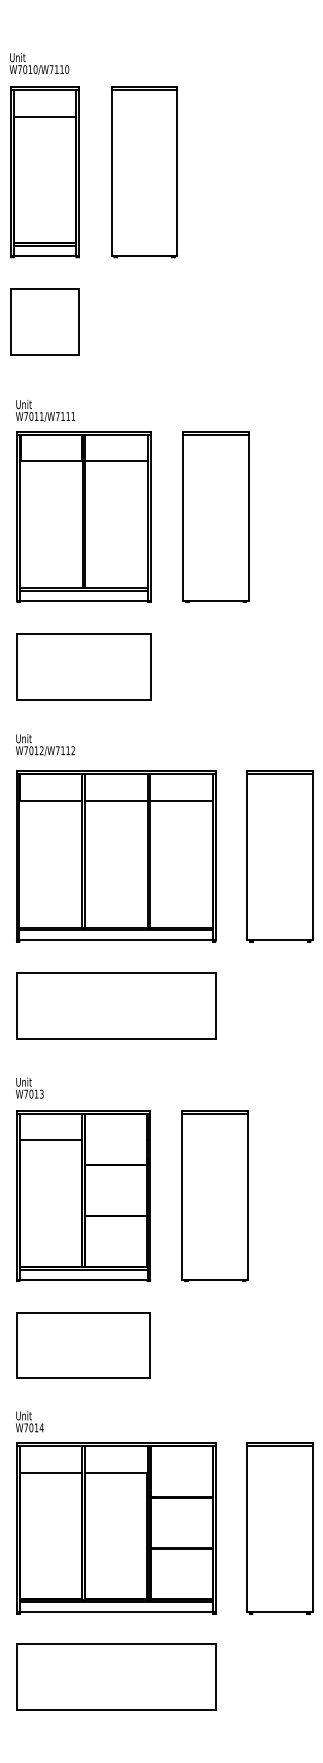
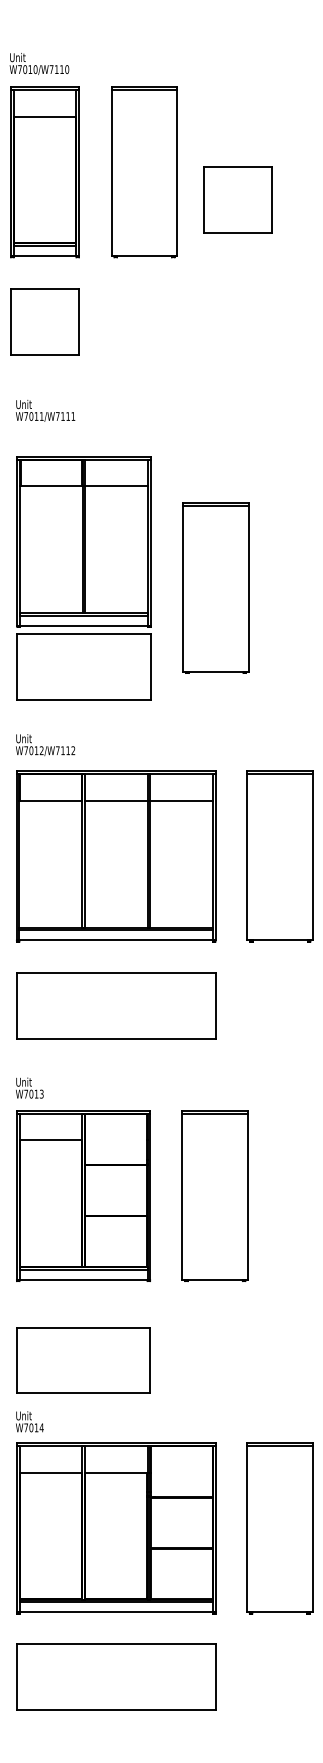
part: none -> present (237, 199)
part position: (83, 516) -> (83, 541) (83, 541)
part position: (215, 516) -> (215, 587) (215, 587)
part position: (83, 1345) -> (83, 1360) (83, 1360)
